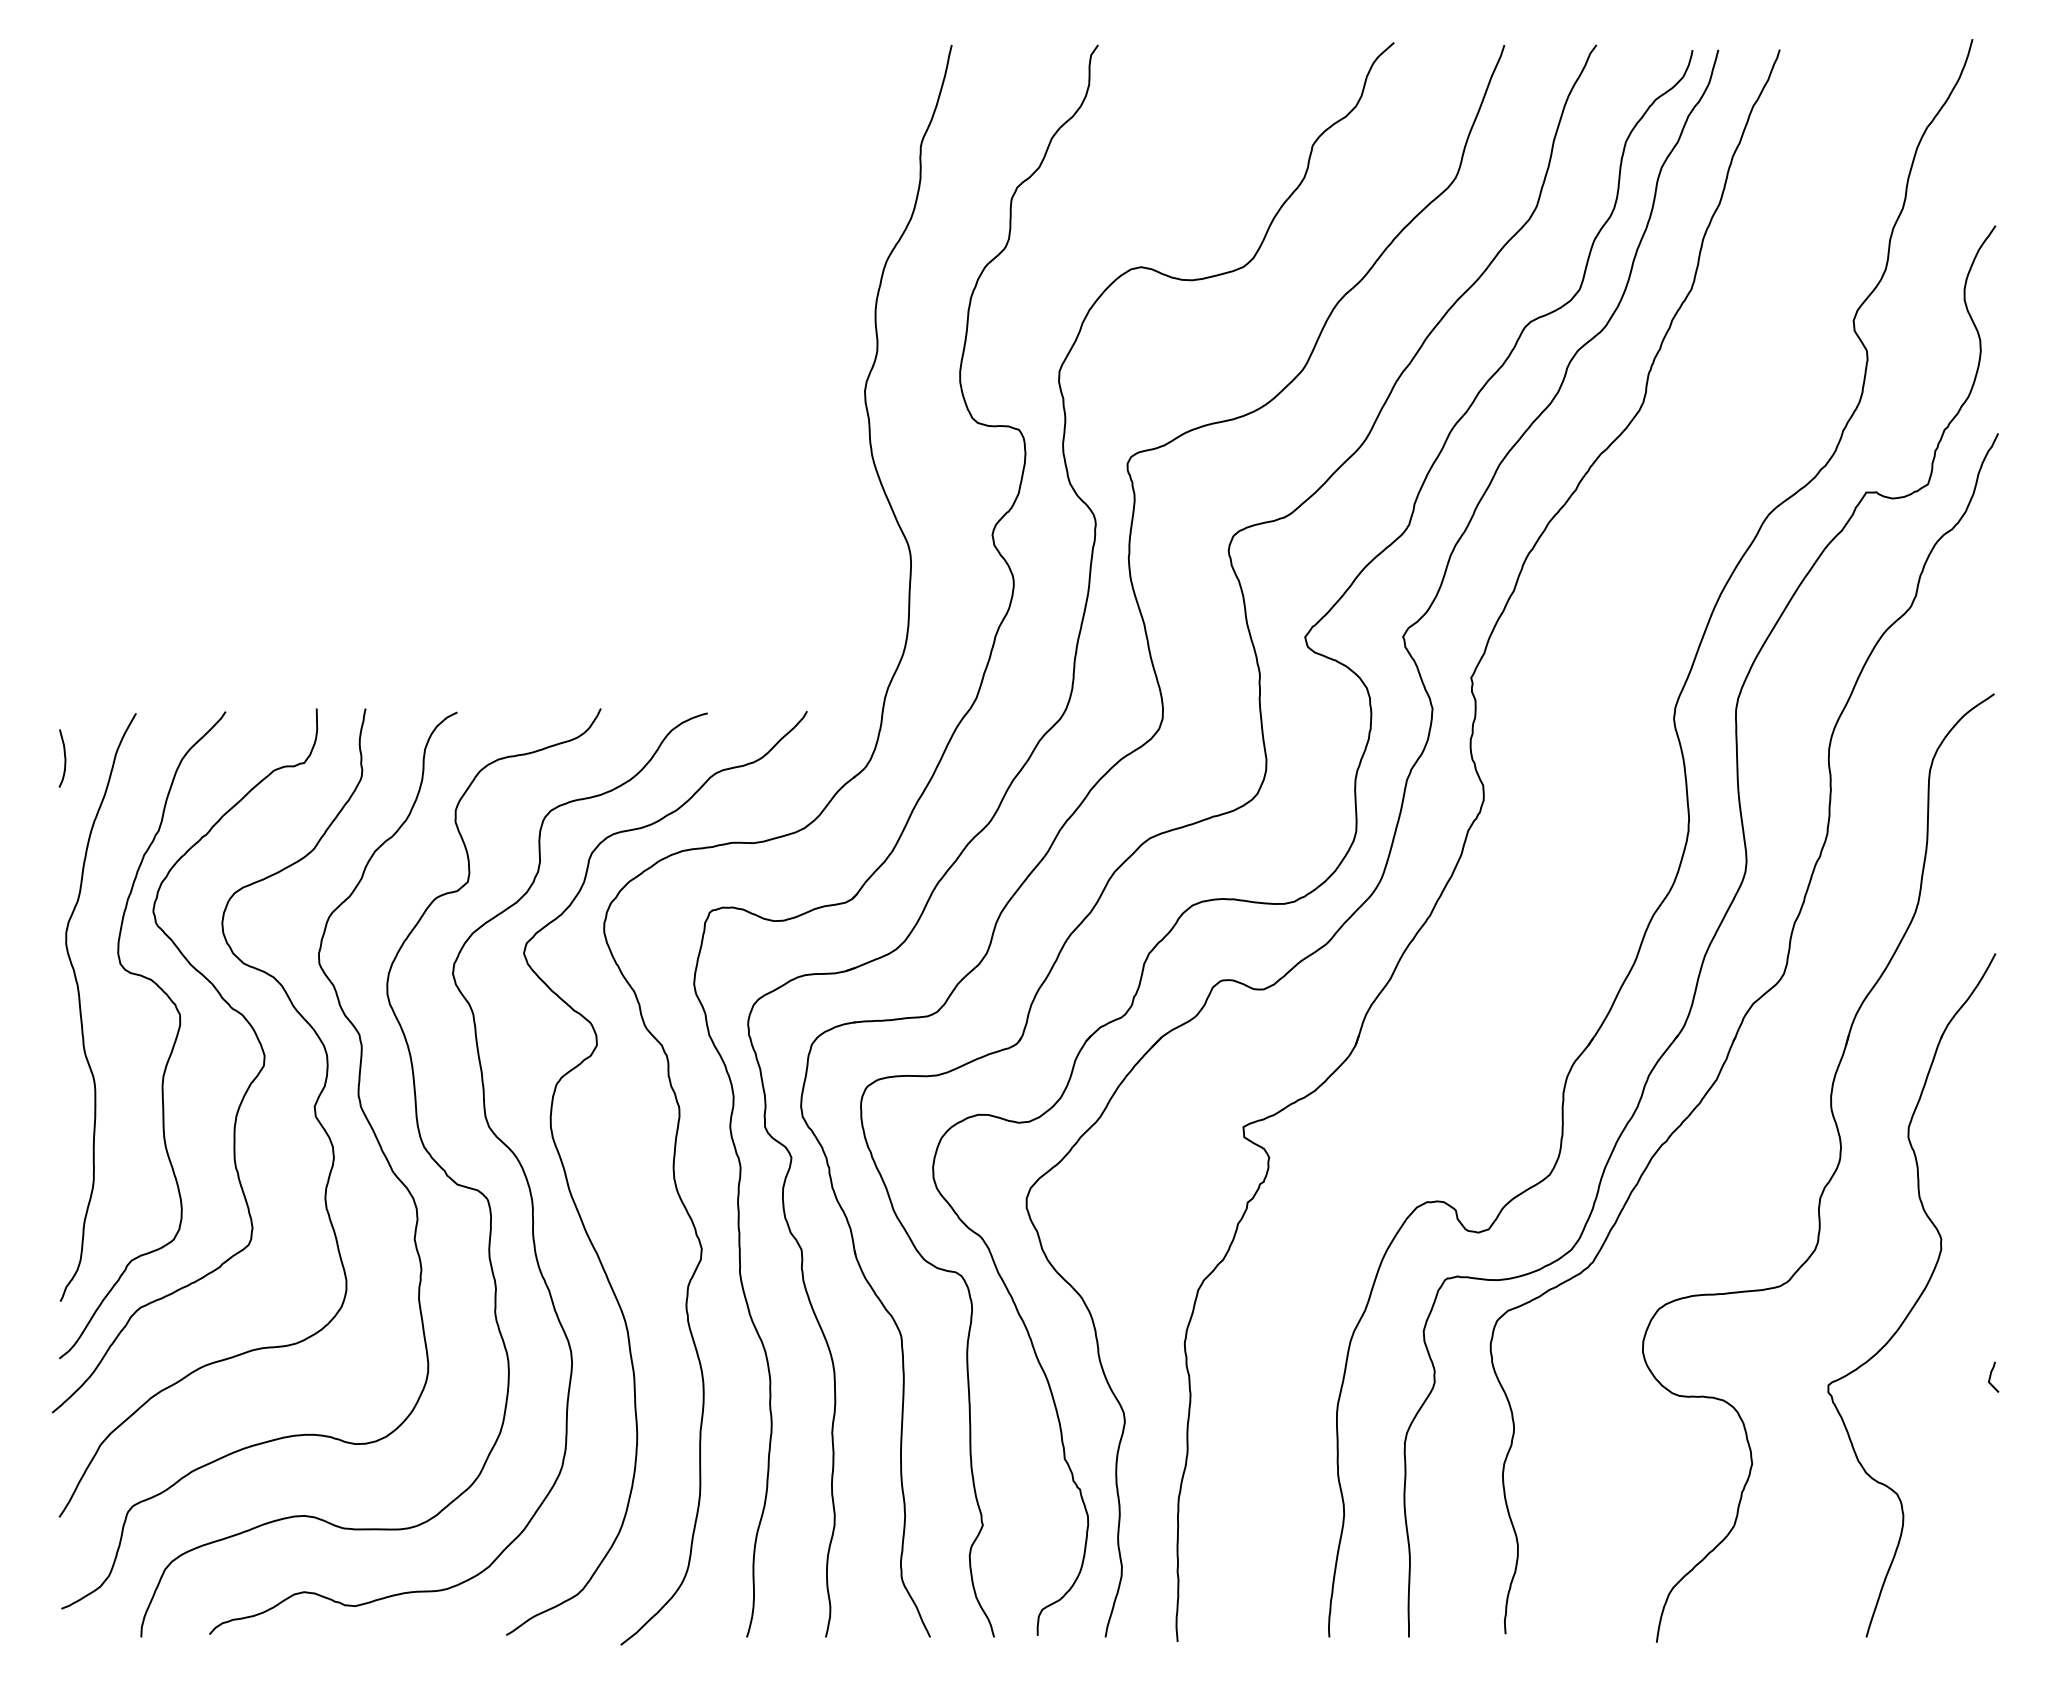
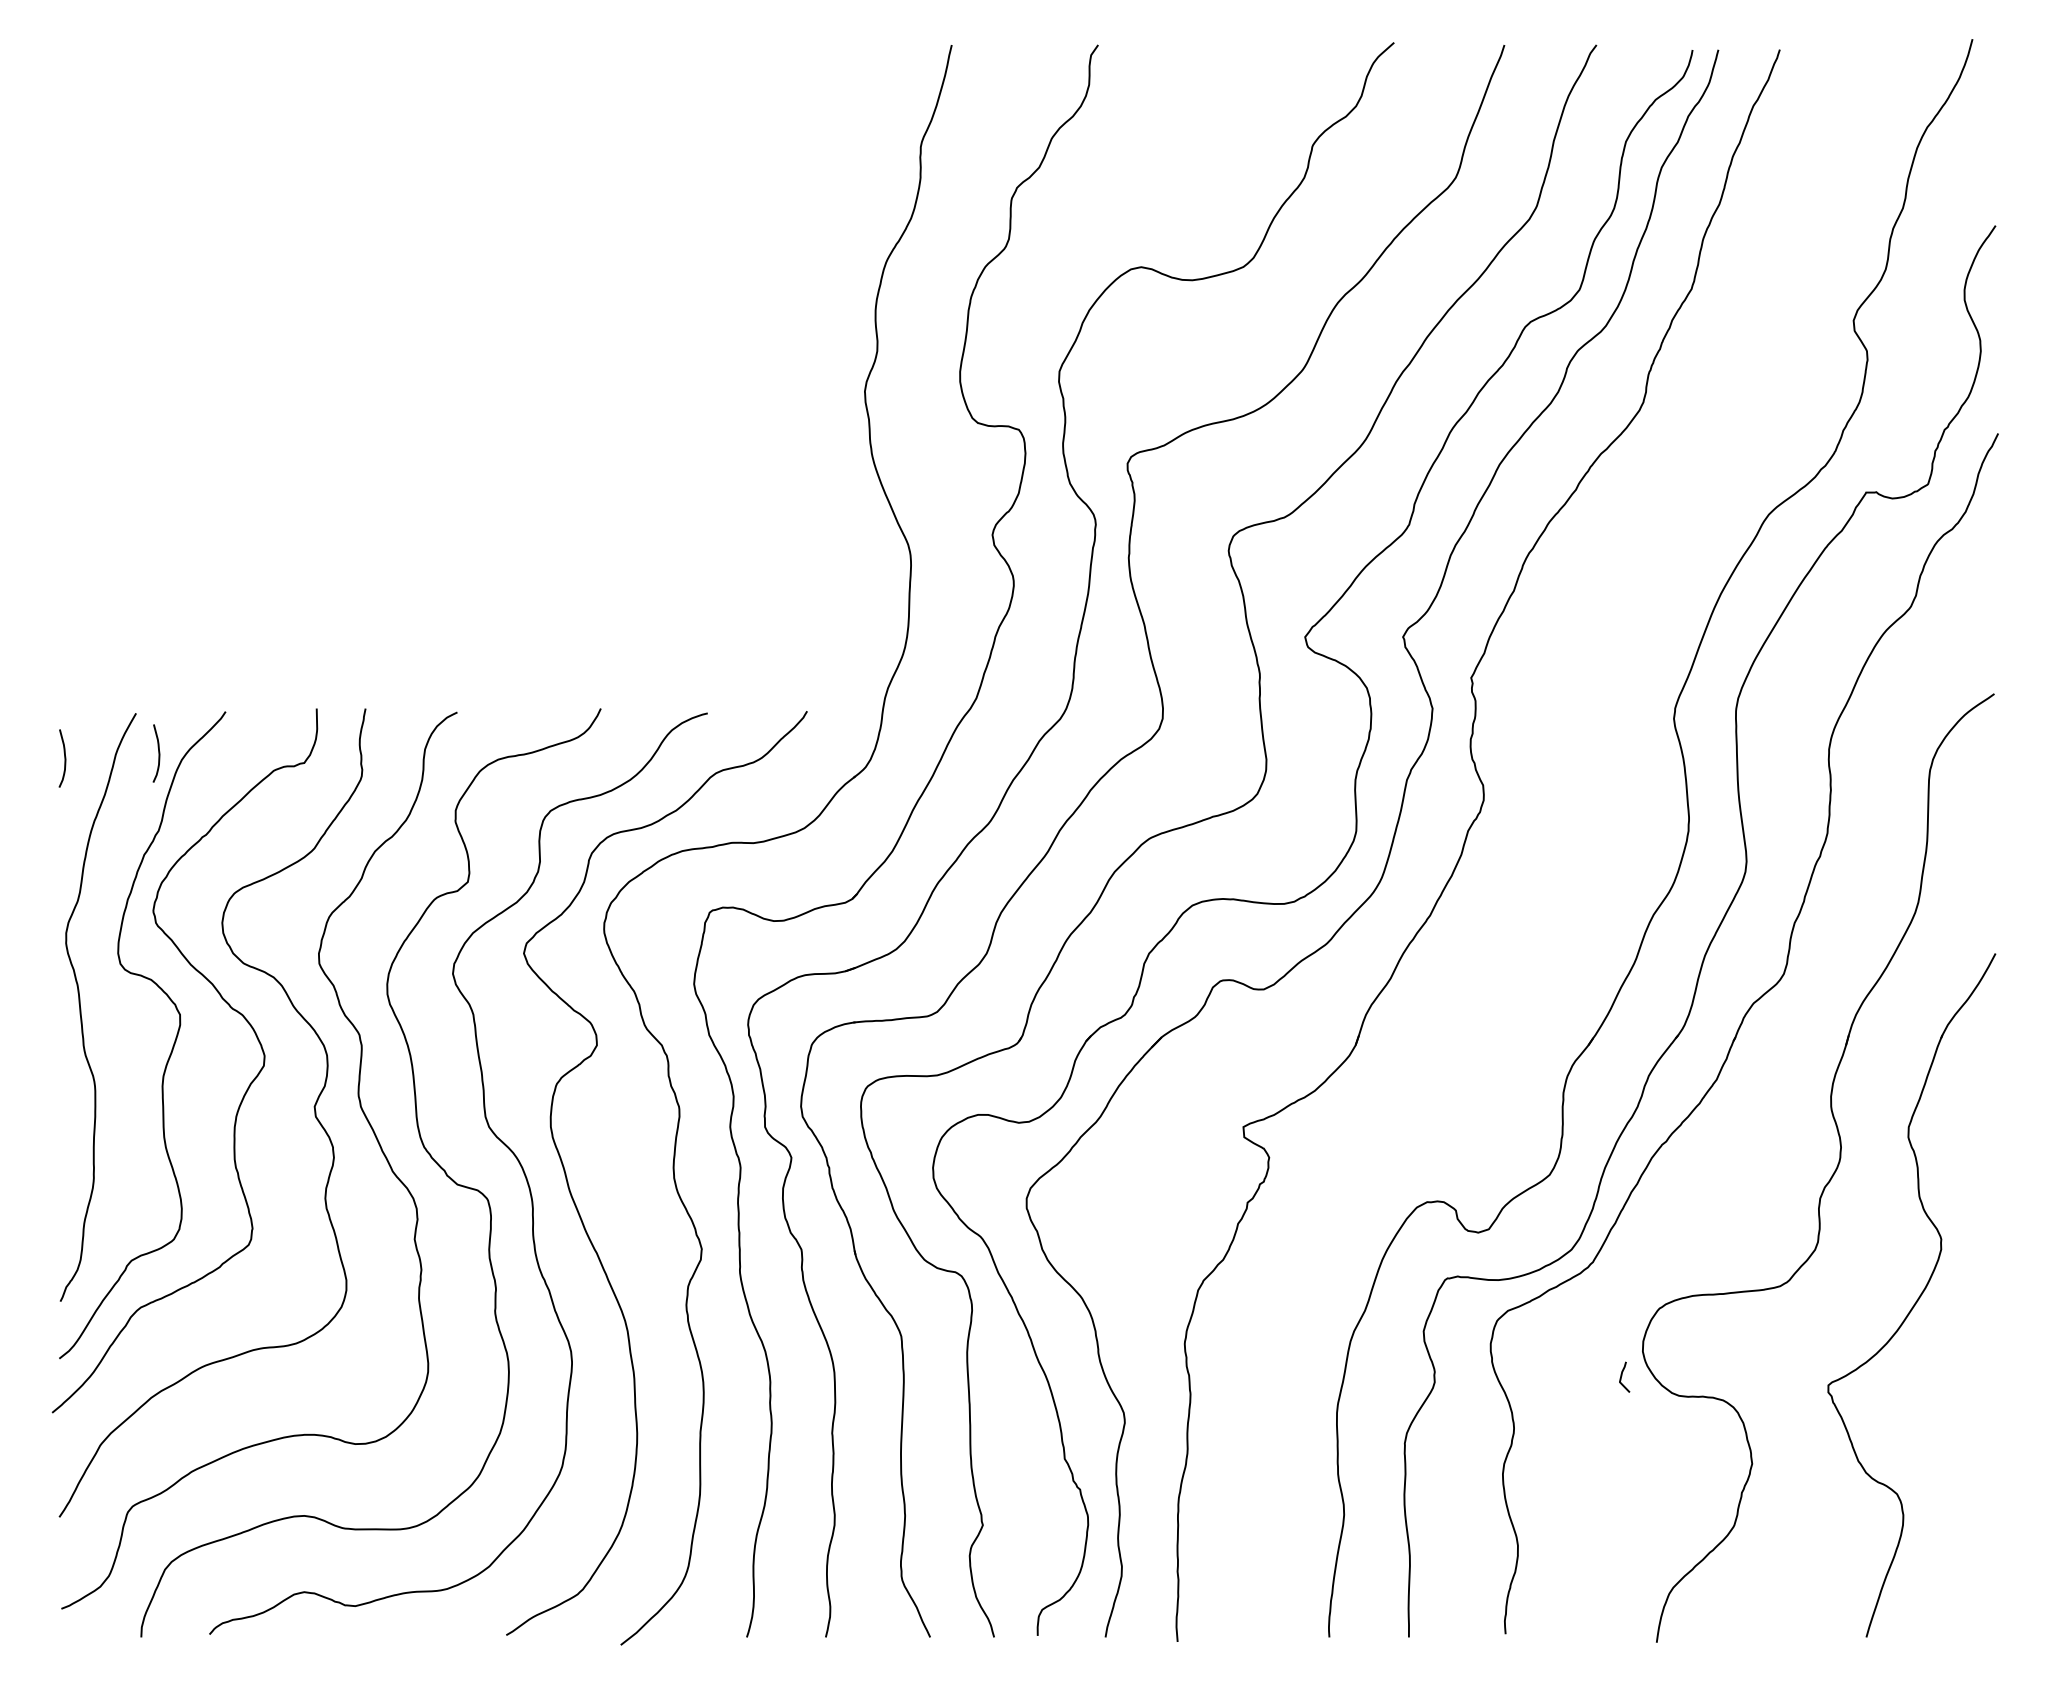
curve: none -> present (158, 753)
curve position: (1991, 1376) -> (1622, 1376) (1622, 1376)
